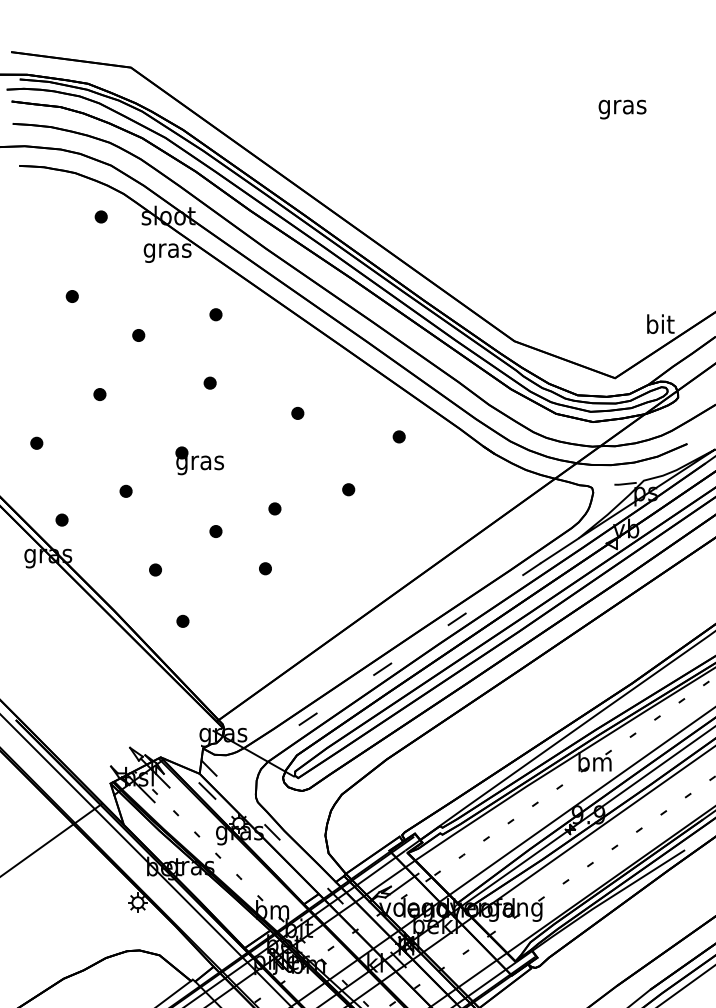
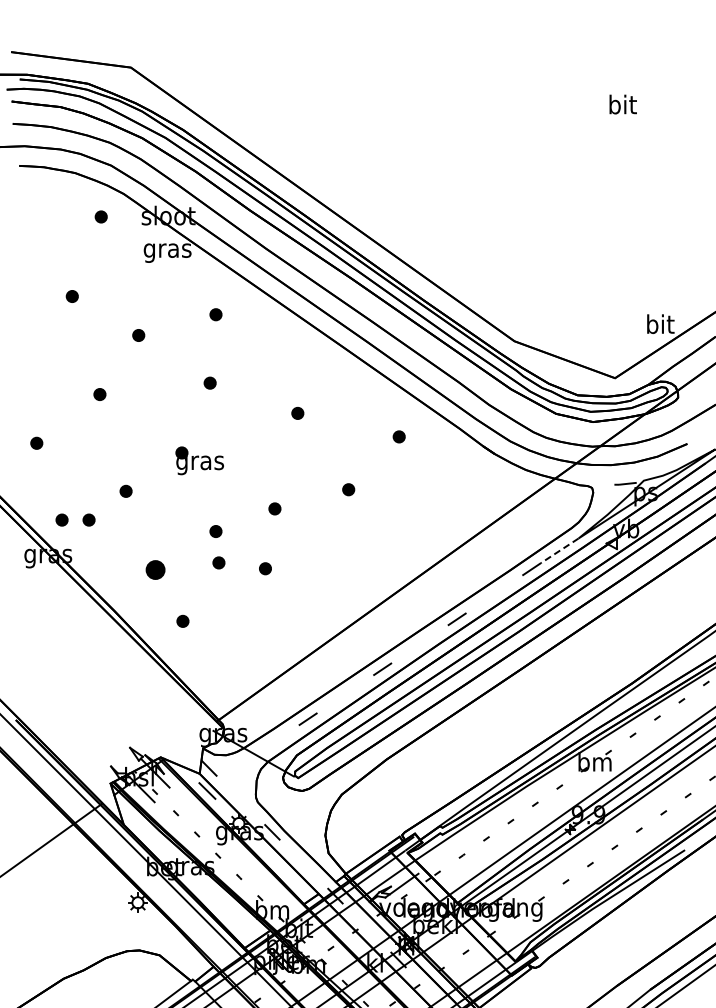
text: gras -> bit (622, 106)
part: none -> present (88, 519)
line: solid -> dashed (559, 551)
part: none -> present (218, 562)
part size: 13x14 px -> 21x20 px (155, 569)
